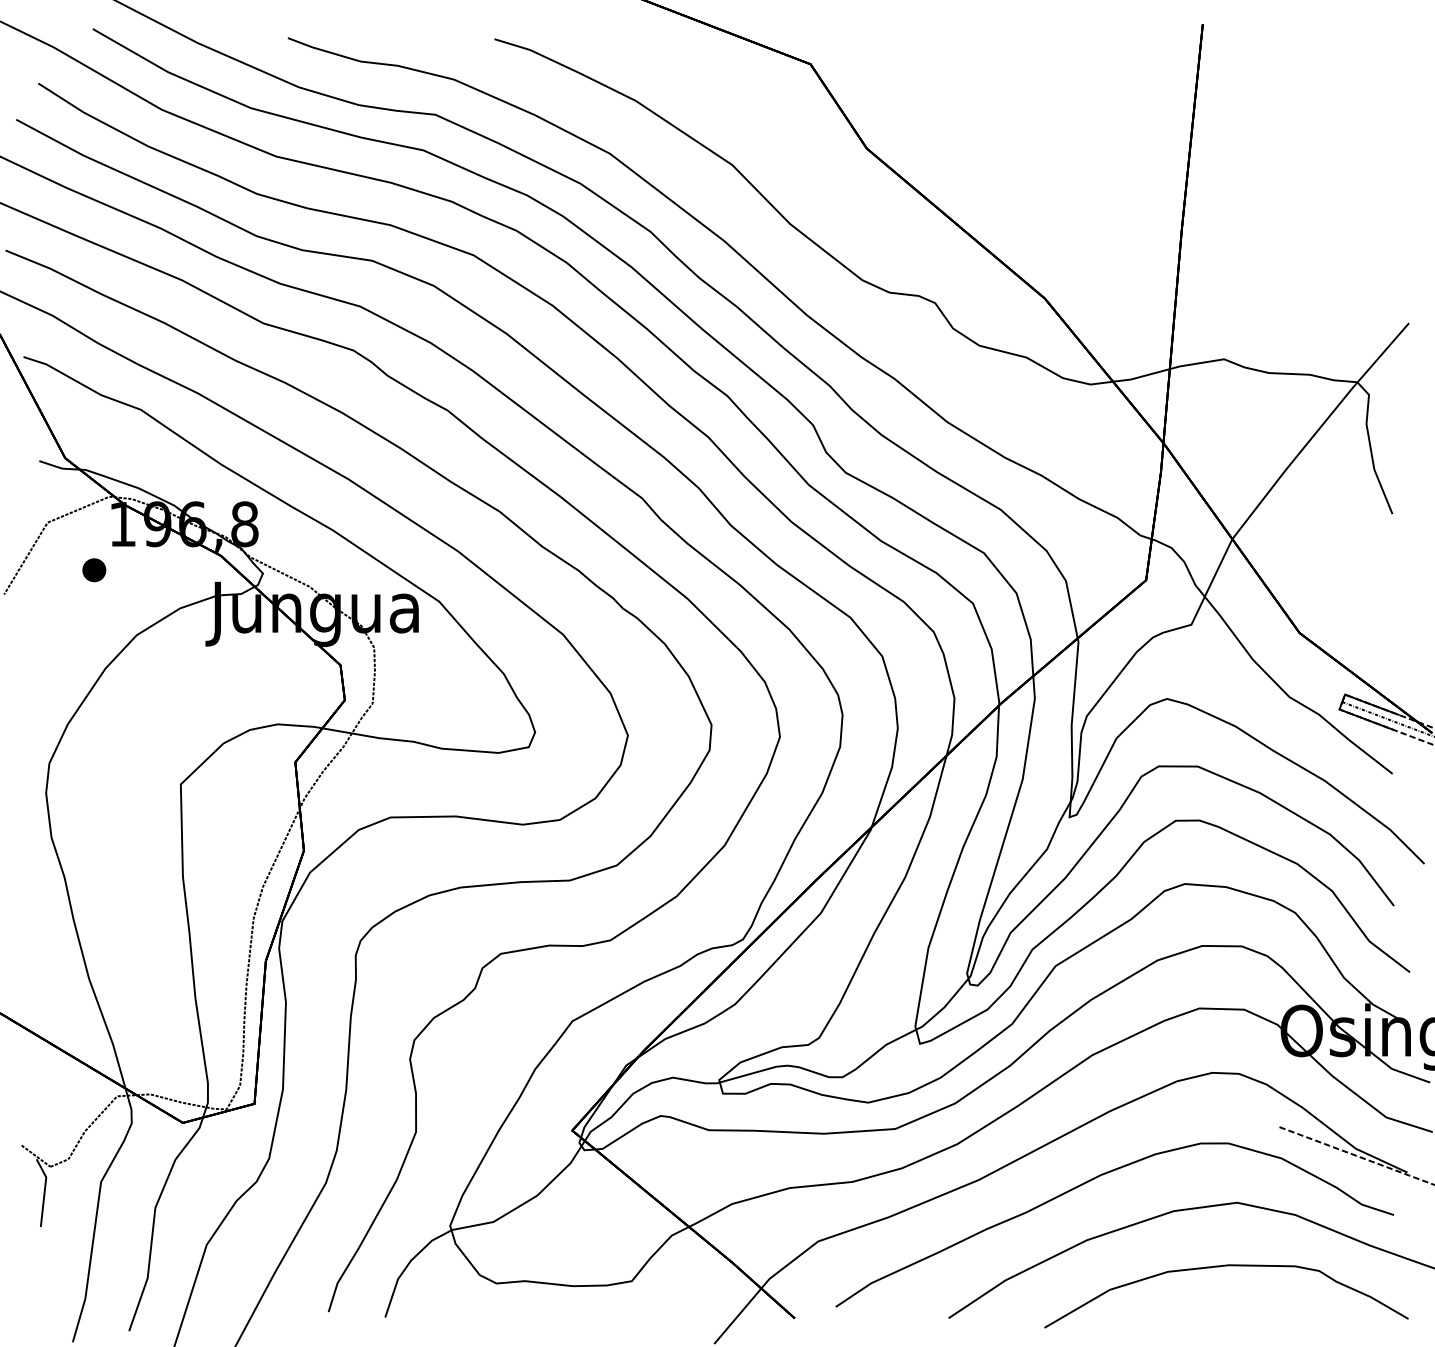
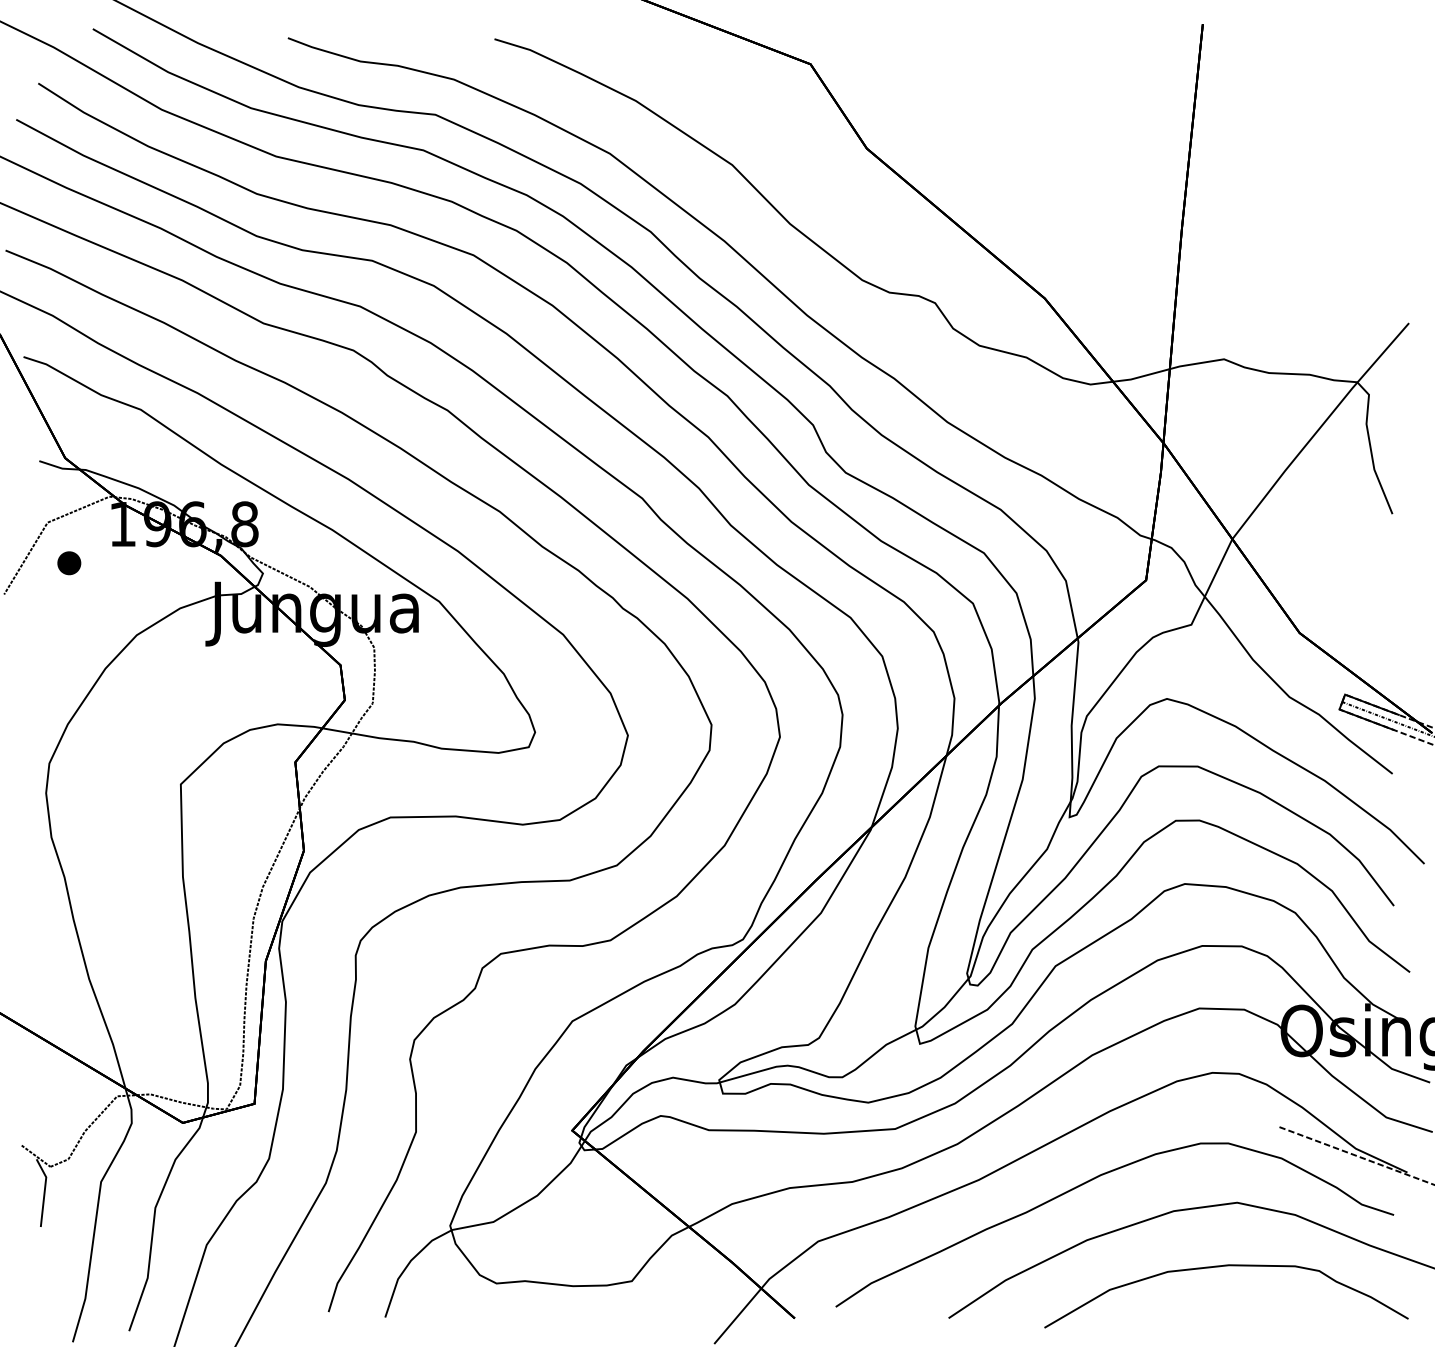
part position: (94, 570) -> (69, 563) (69, 563)
